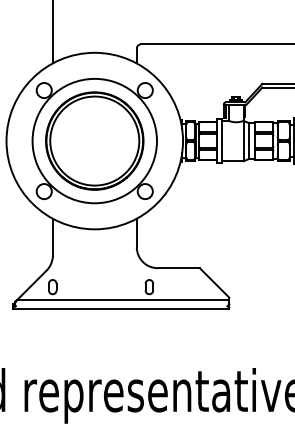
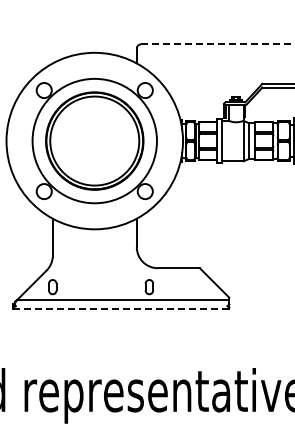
line: present -> none (52, 32)
line: solid -> dashed (217, 44)
line: solid -> dashed (121, 308)
